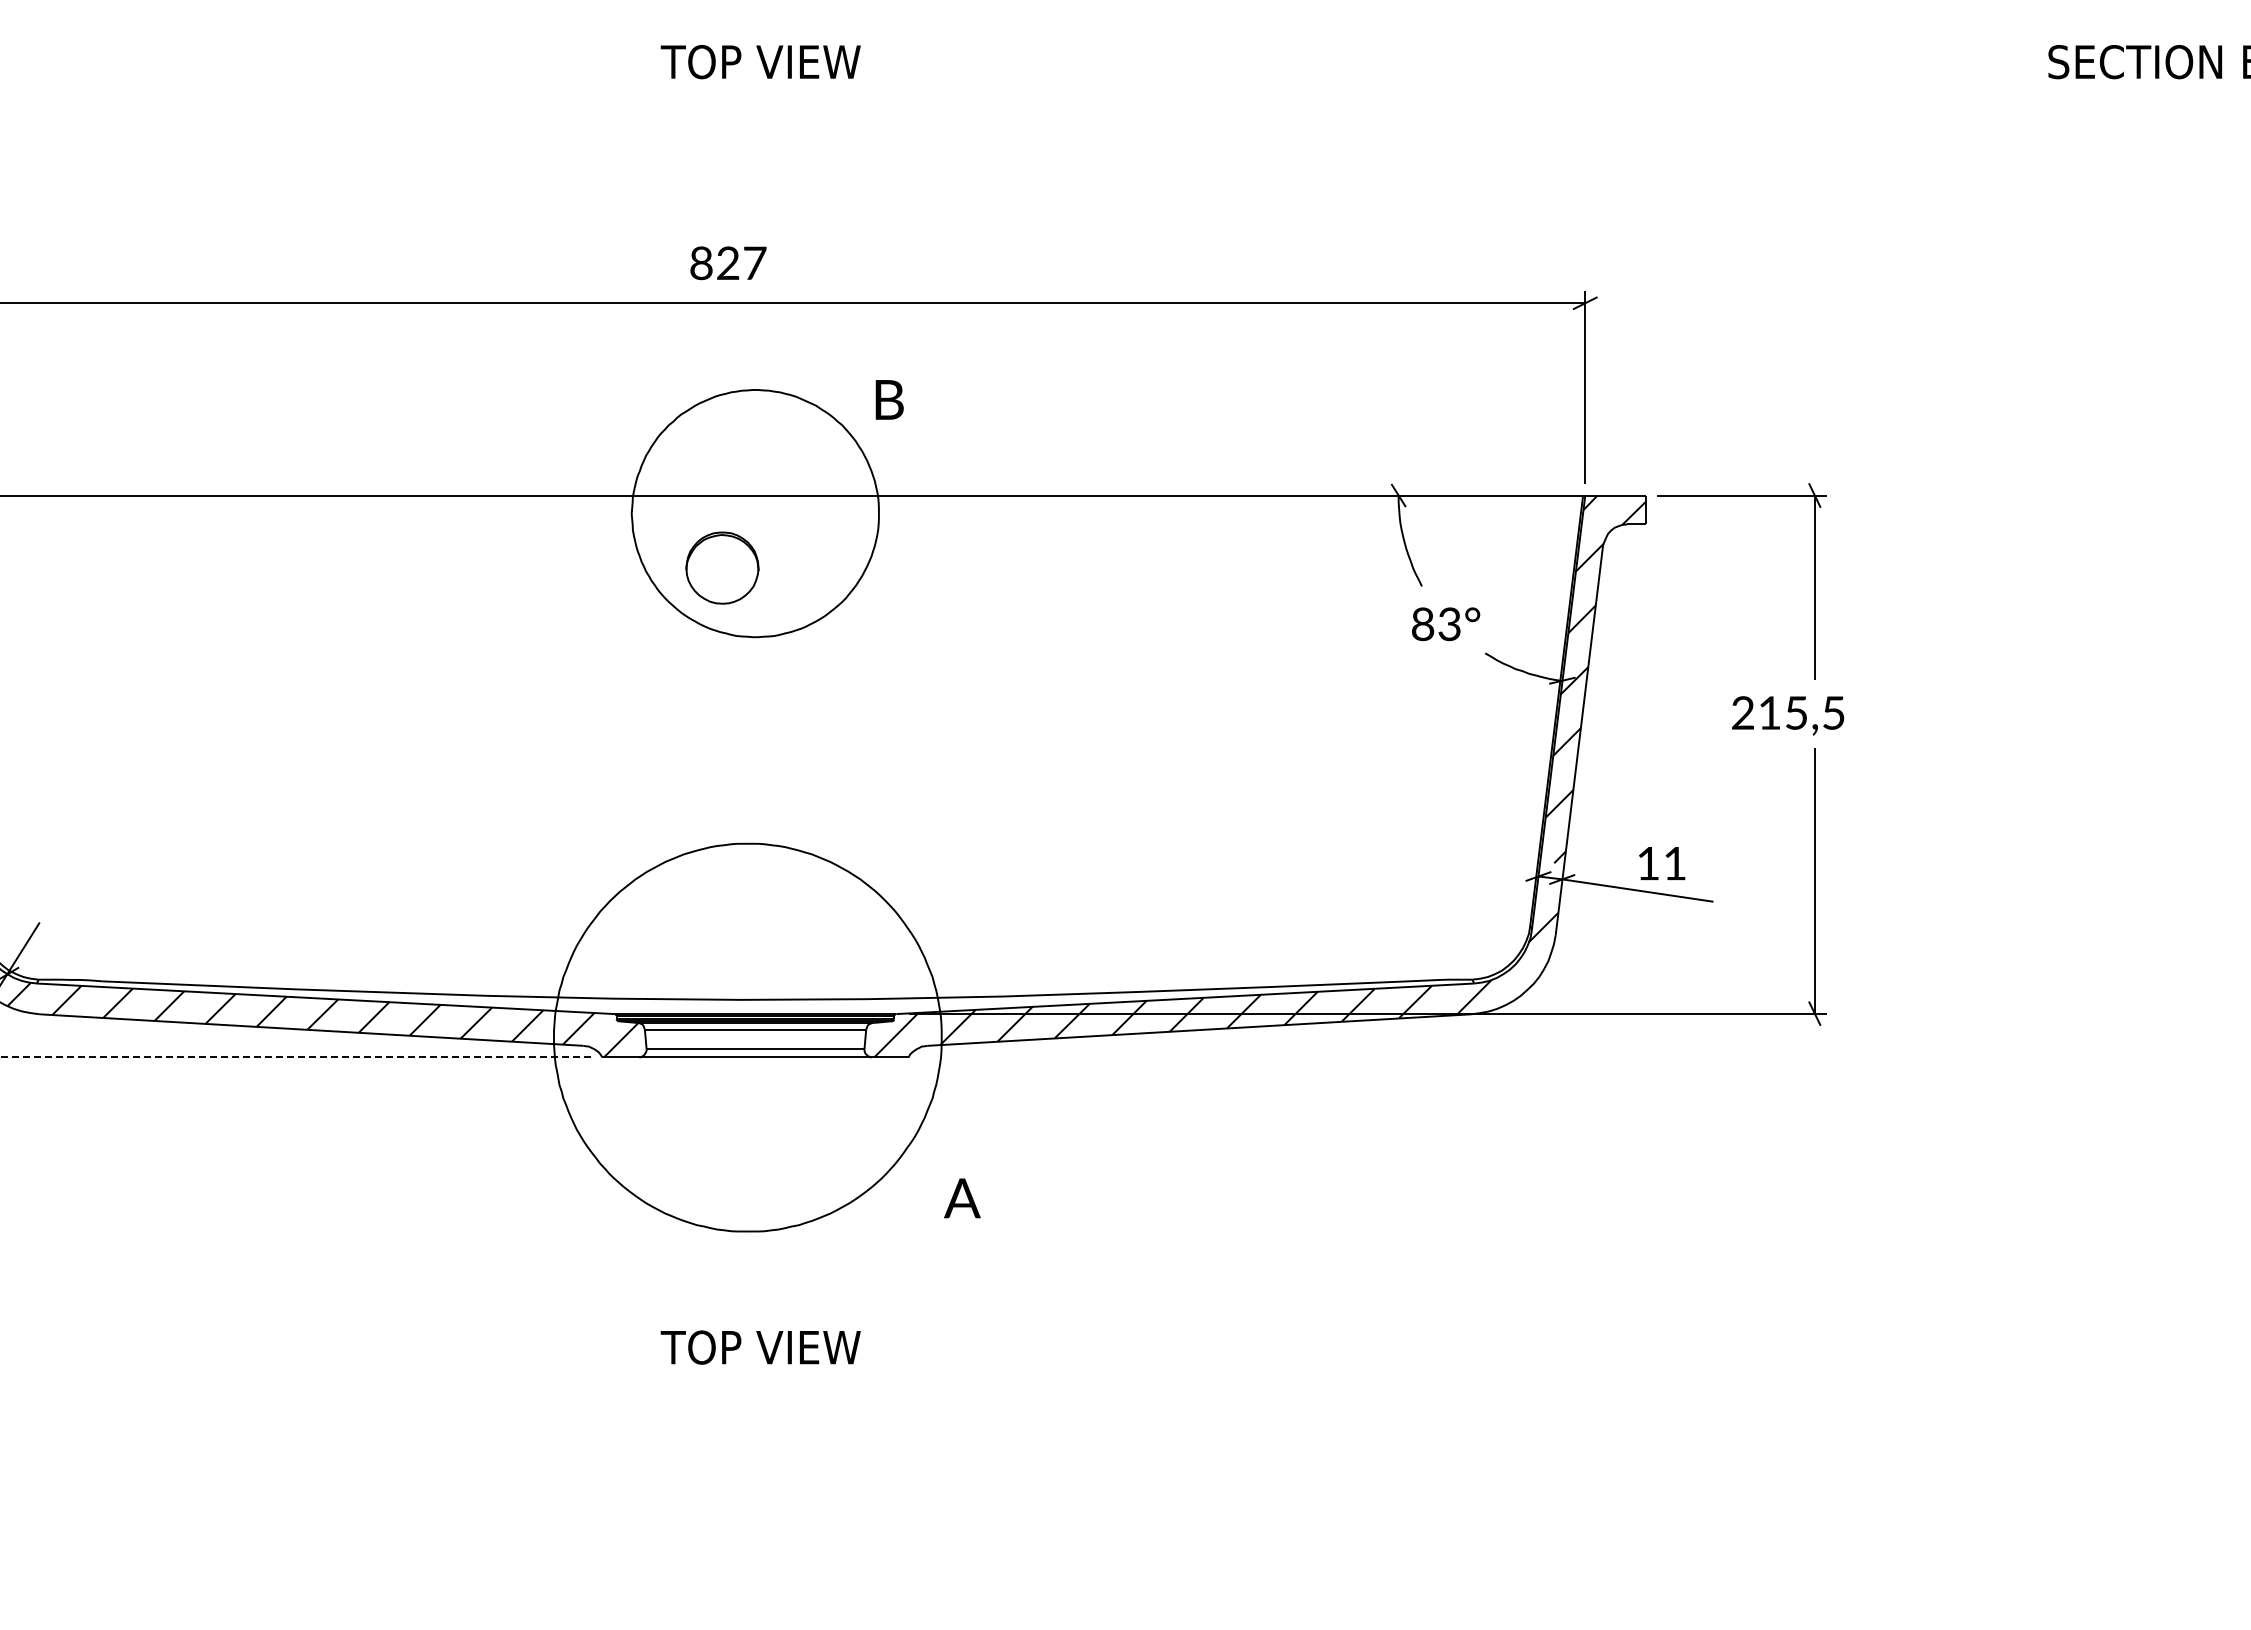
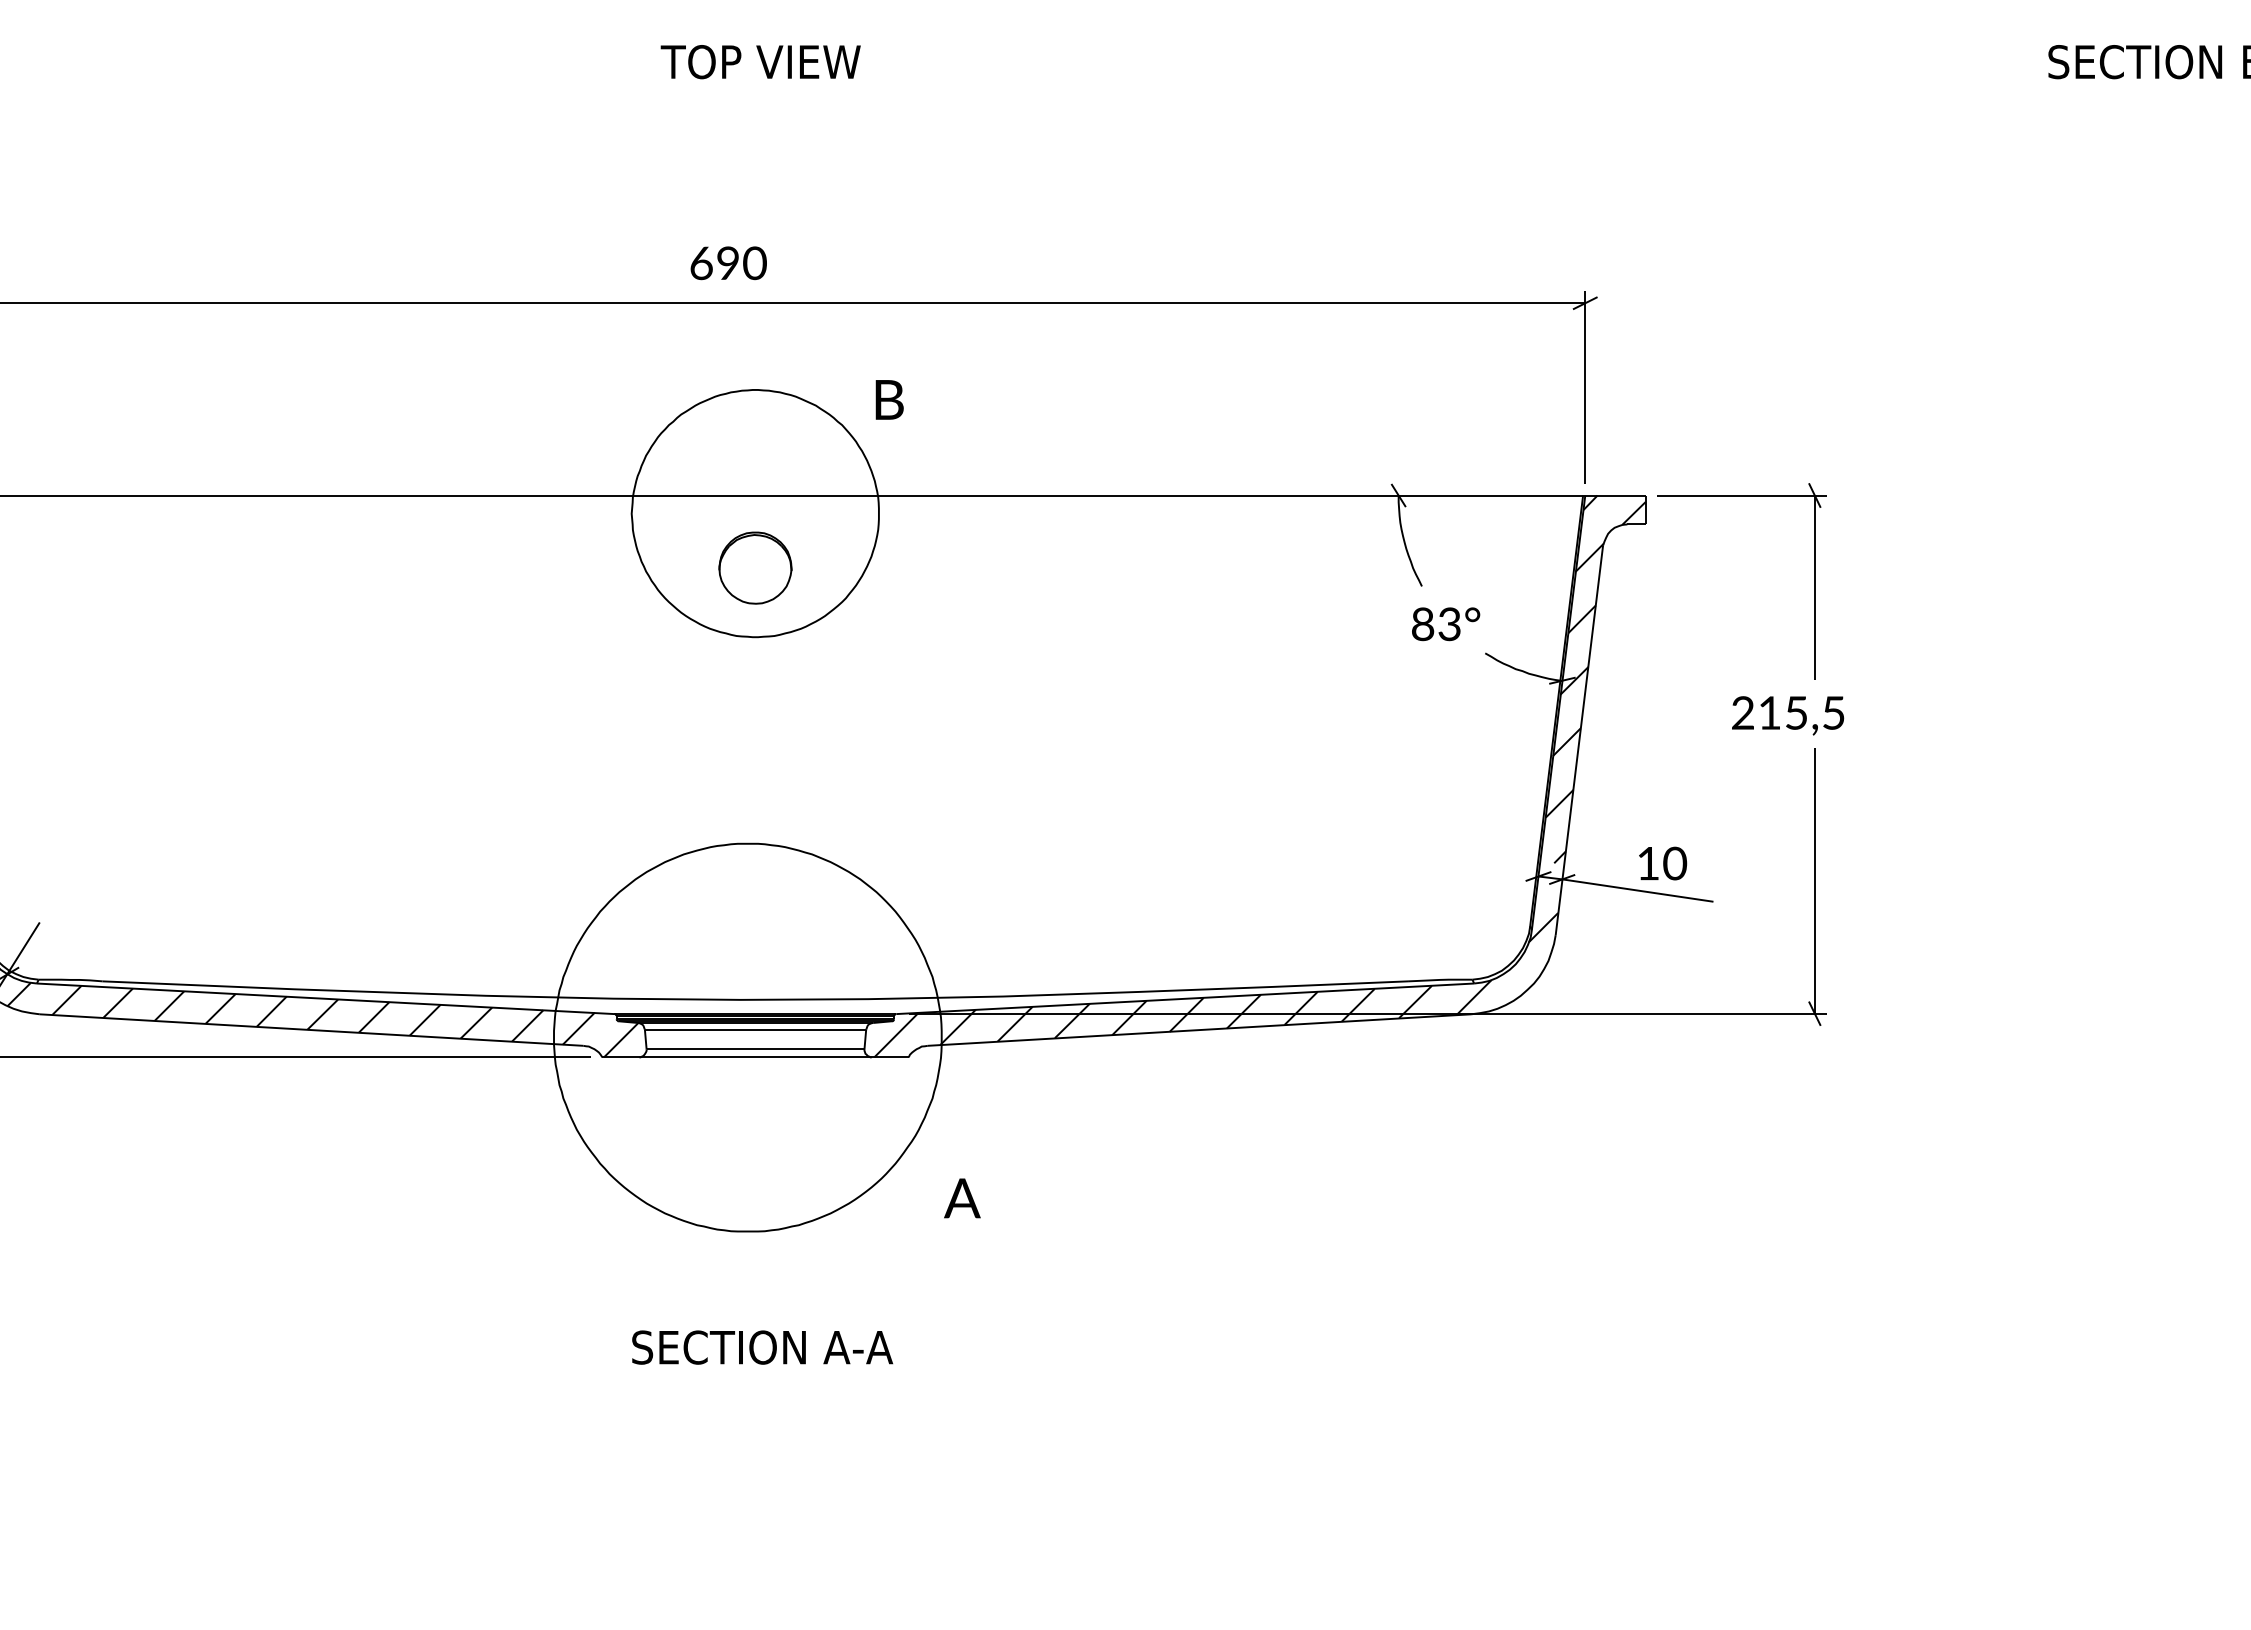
text: 827 -> 690 (728, 263)
part position: (722, 567) -> (755, 567) (755, 567)
text: 11 -> 10 (1675, 863)
line: dashed -> solid (295, 1057)
text: TOP VIEW -> SECTION A-A (762, 1347)
